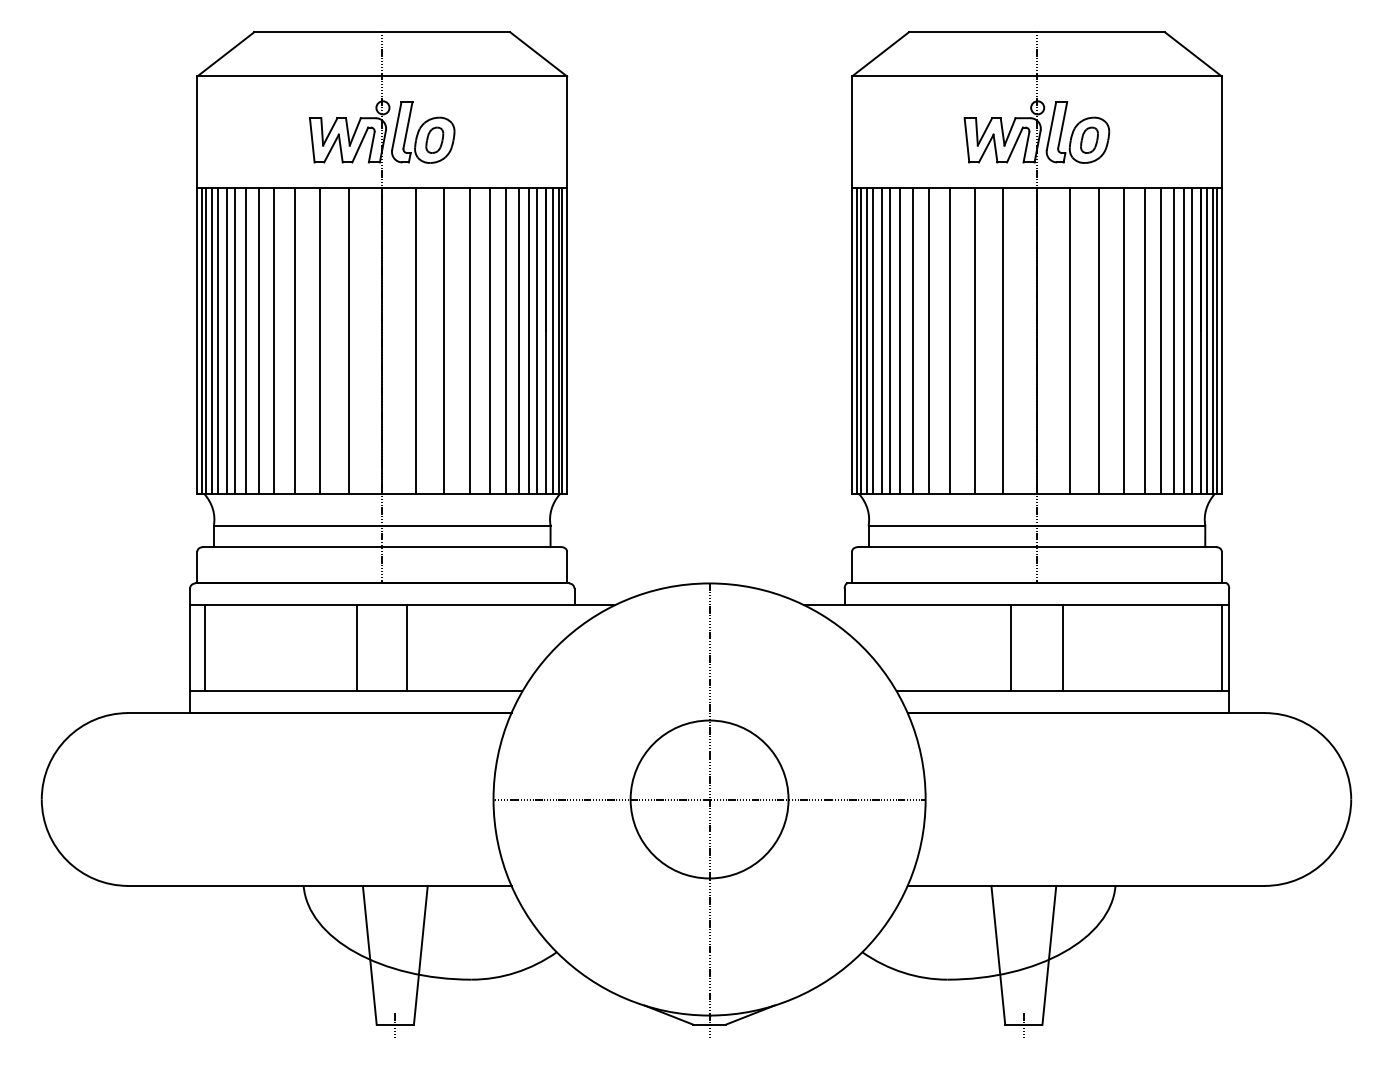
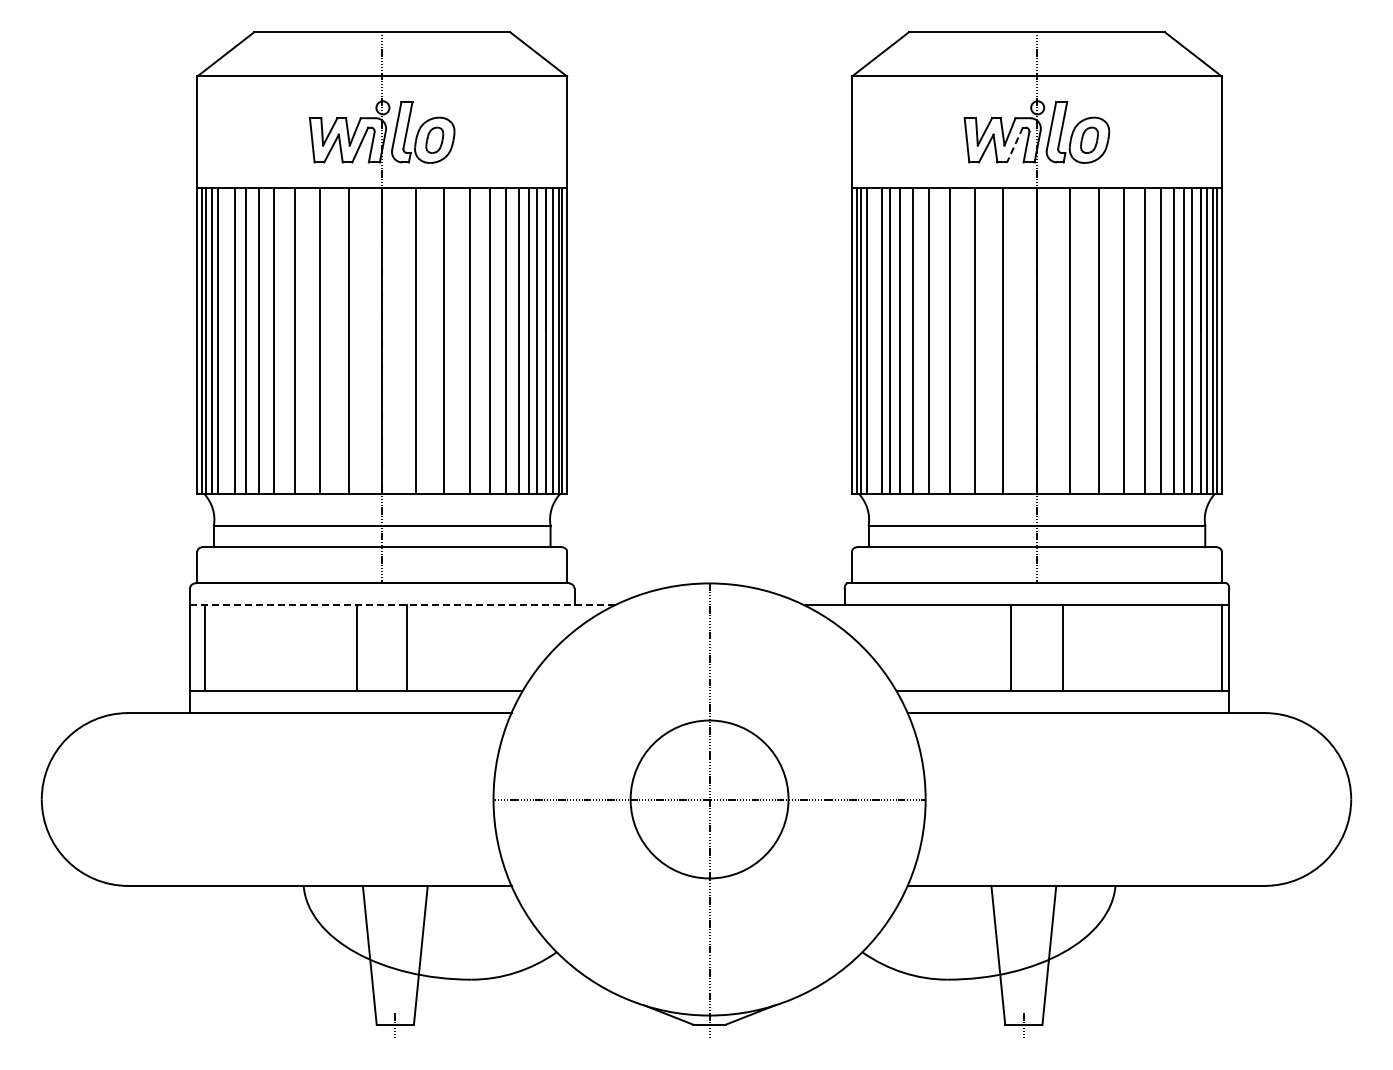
line: solid -> dashed (1014, 145)
line: present -> none (227, 341)
line: present -> none (873, 341)
line: solid -> dashed (402, 605)
